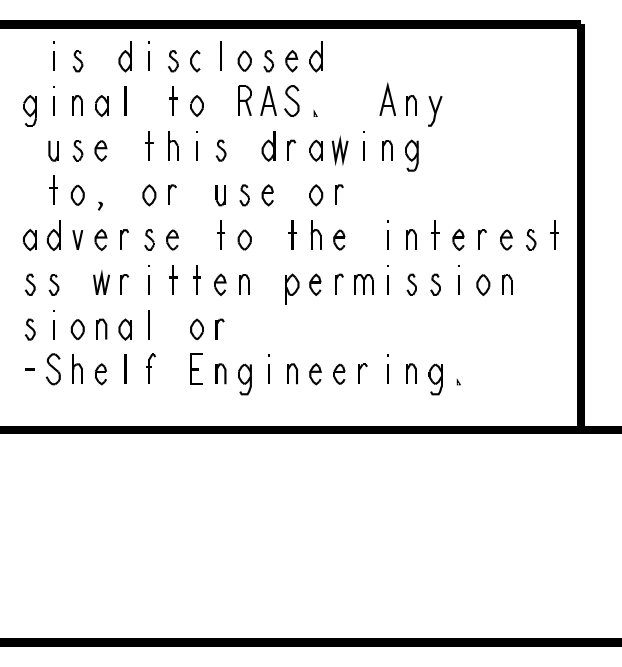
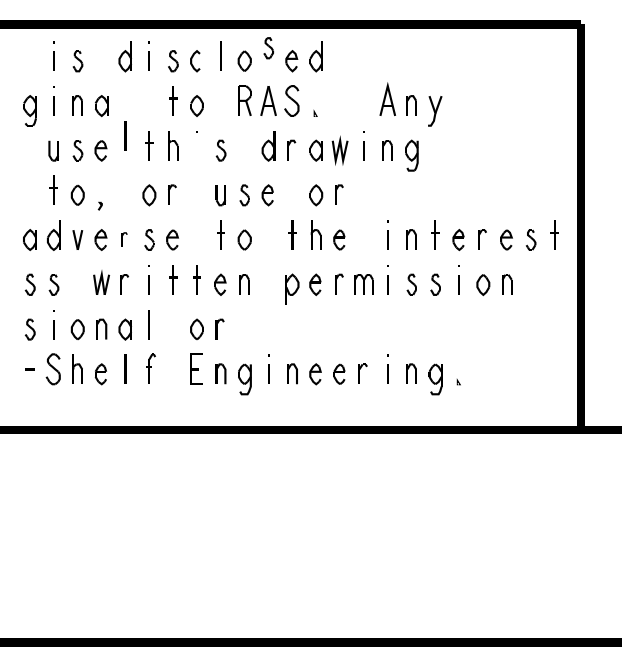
part position: (268, 61) -> (268, 48) (268, 48)
line position: (125, 100) -> (125, 135) (125, 135)
line: present -> none (196, 150)
part size: 9x21 px -> 7x15 px (124, 239)
